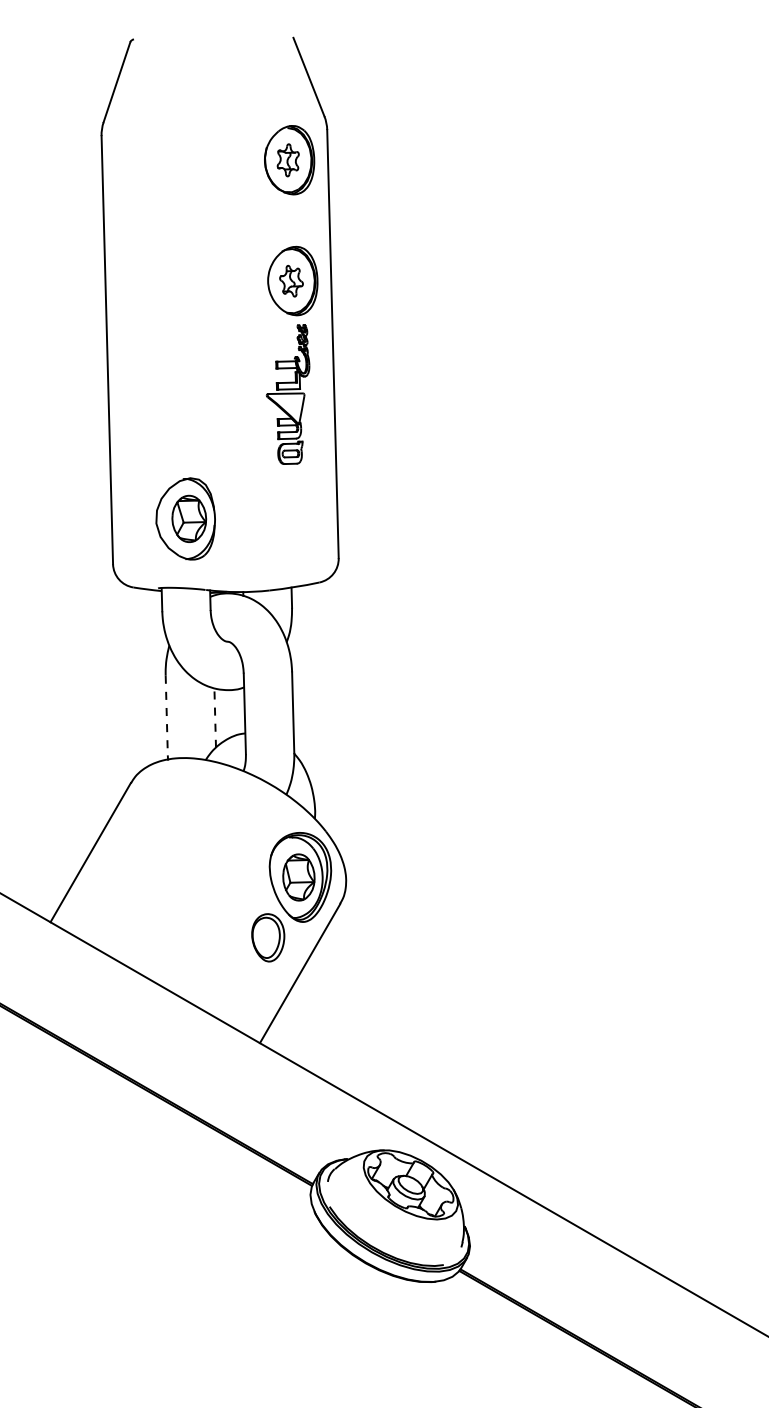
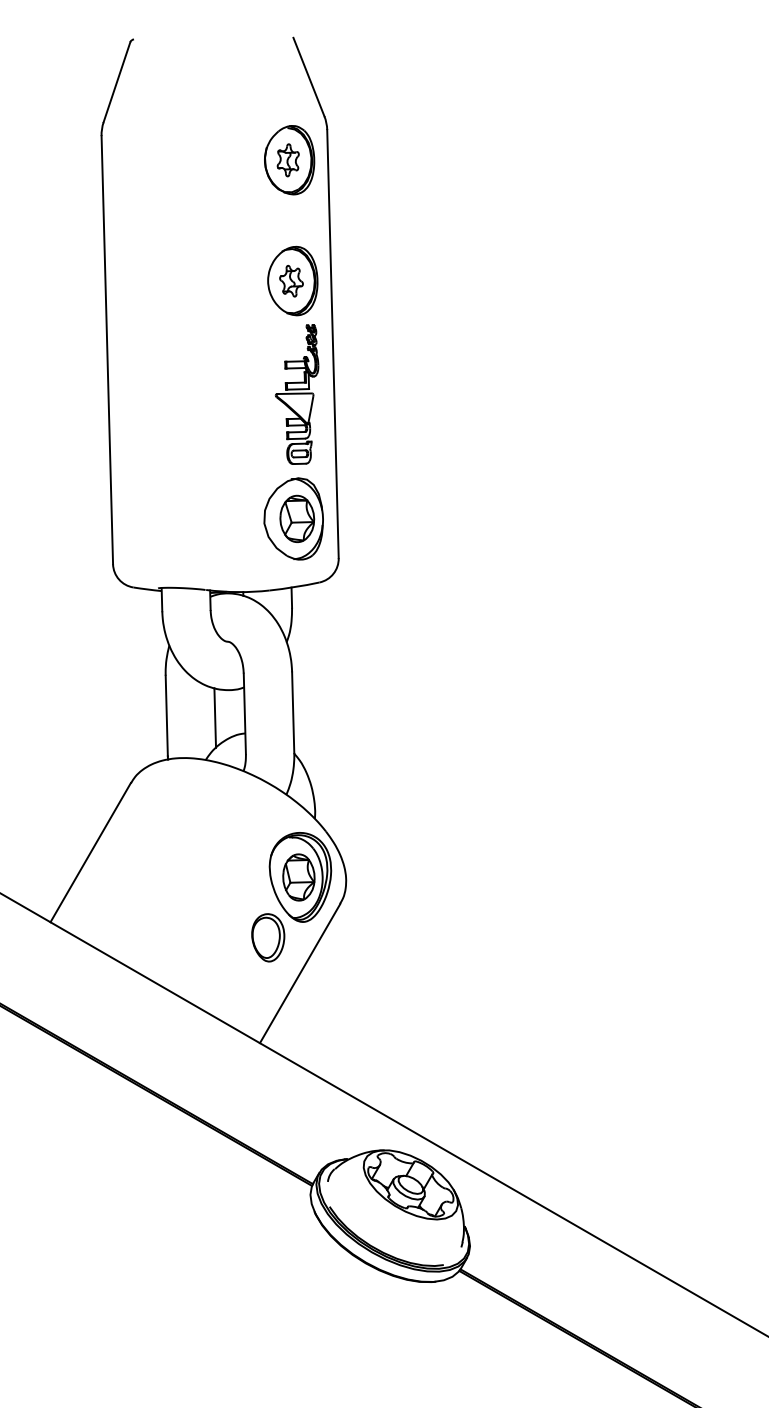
part position: (287, 394) -> (296, 394) (296, 394)
part position: (185, 518) -> (293, 518) (293, 518)
line: dashed -> solid (166, 716)
line: dashed -> solid (215, 718)
